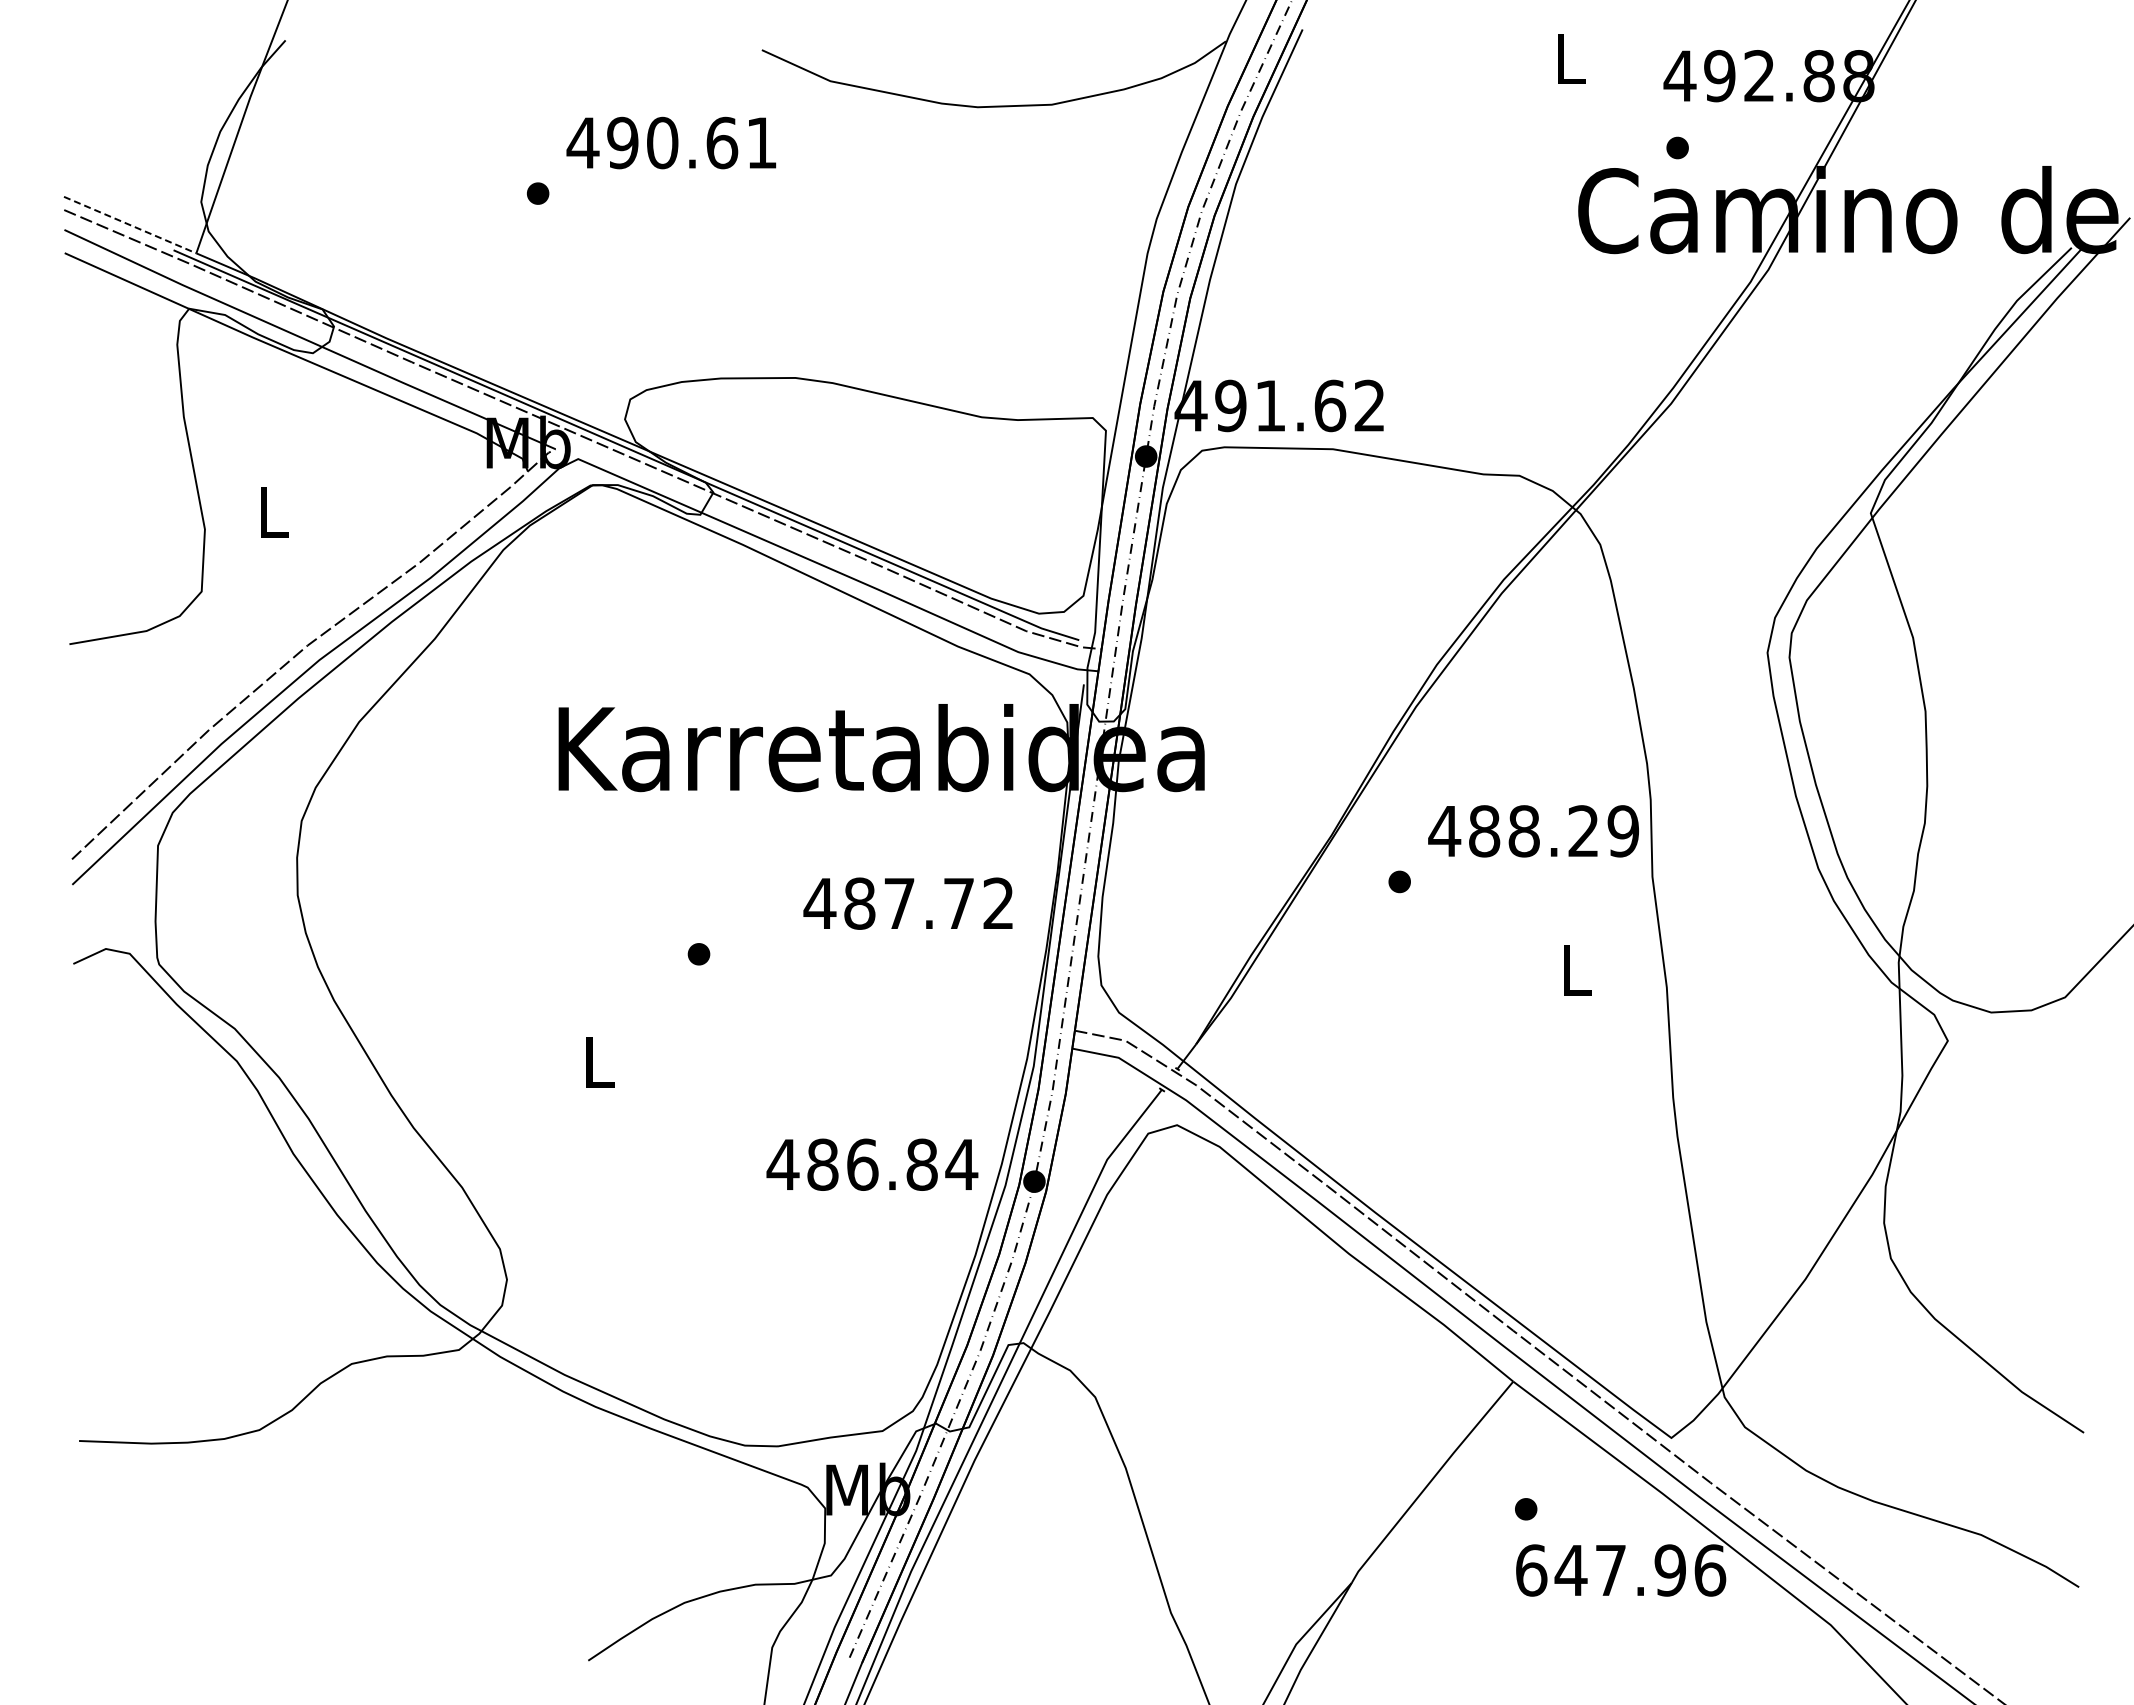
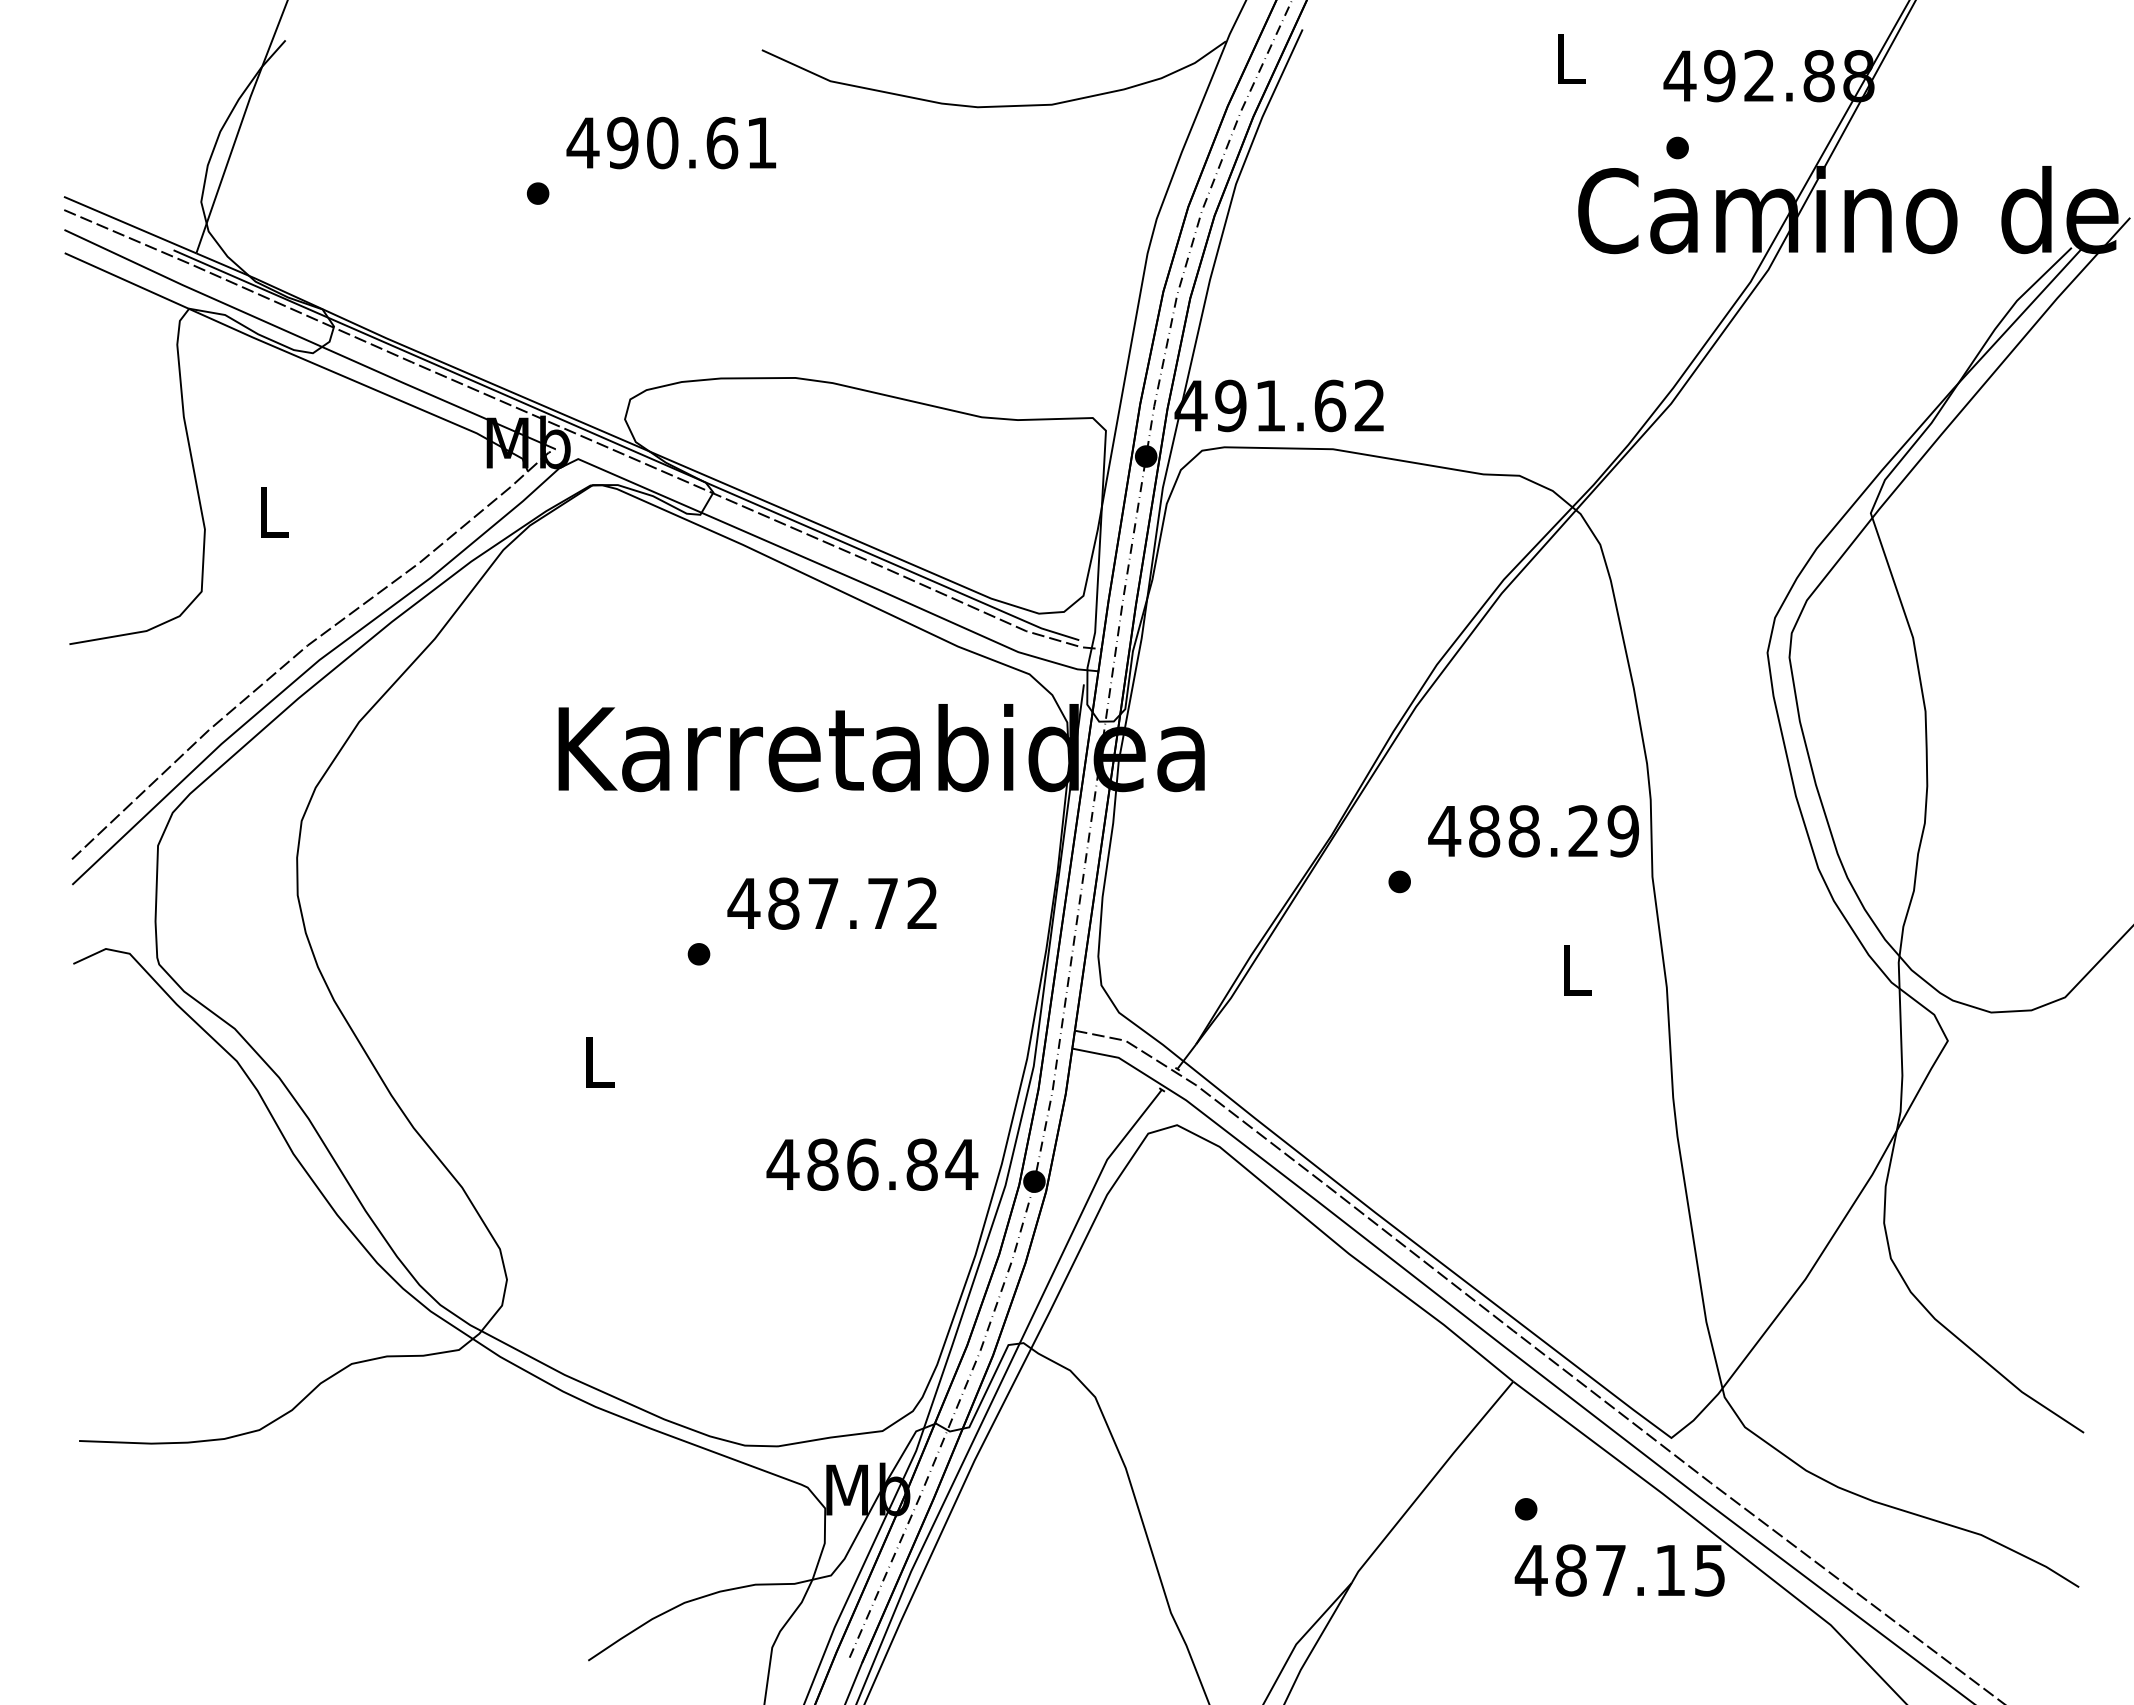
line: dashed -> solid (130, 225)
text position: (907, 903) -> (831, 903) (831, 903)
text: 647.96 -> 487.15 (1620, 1570)
